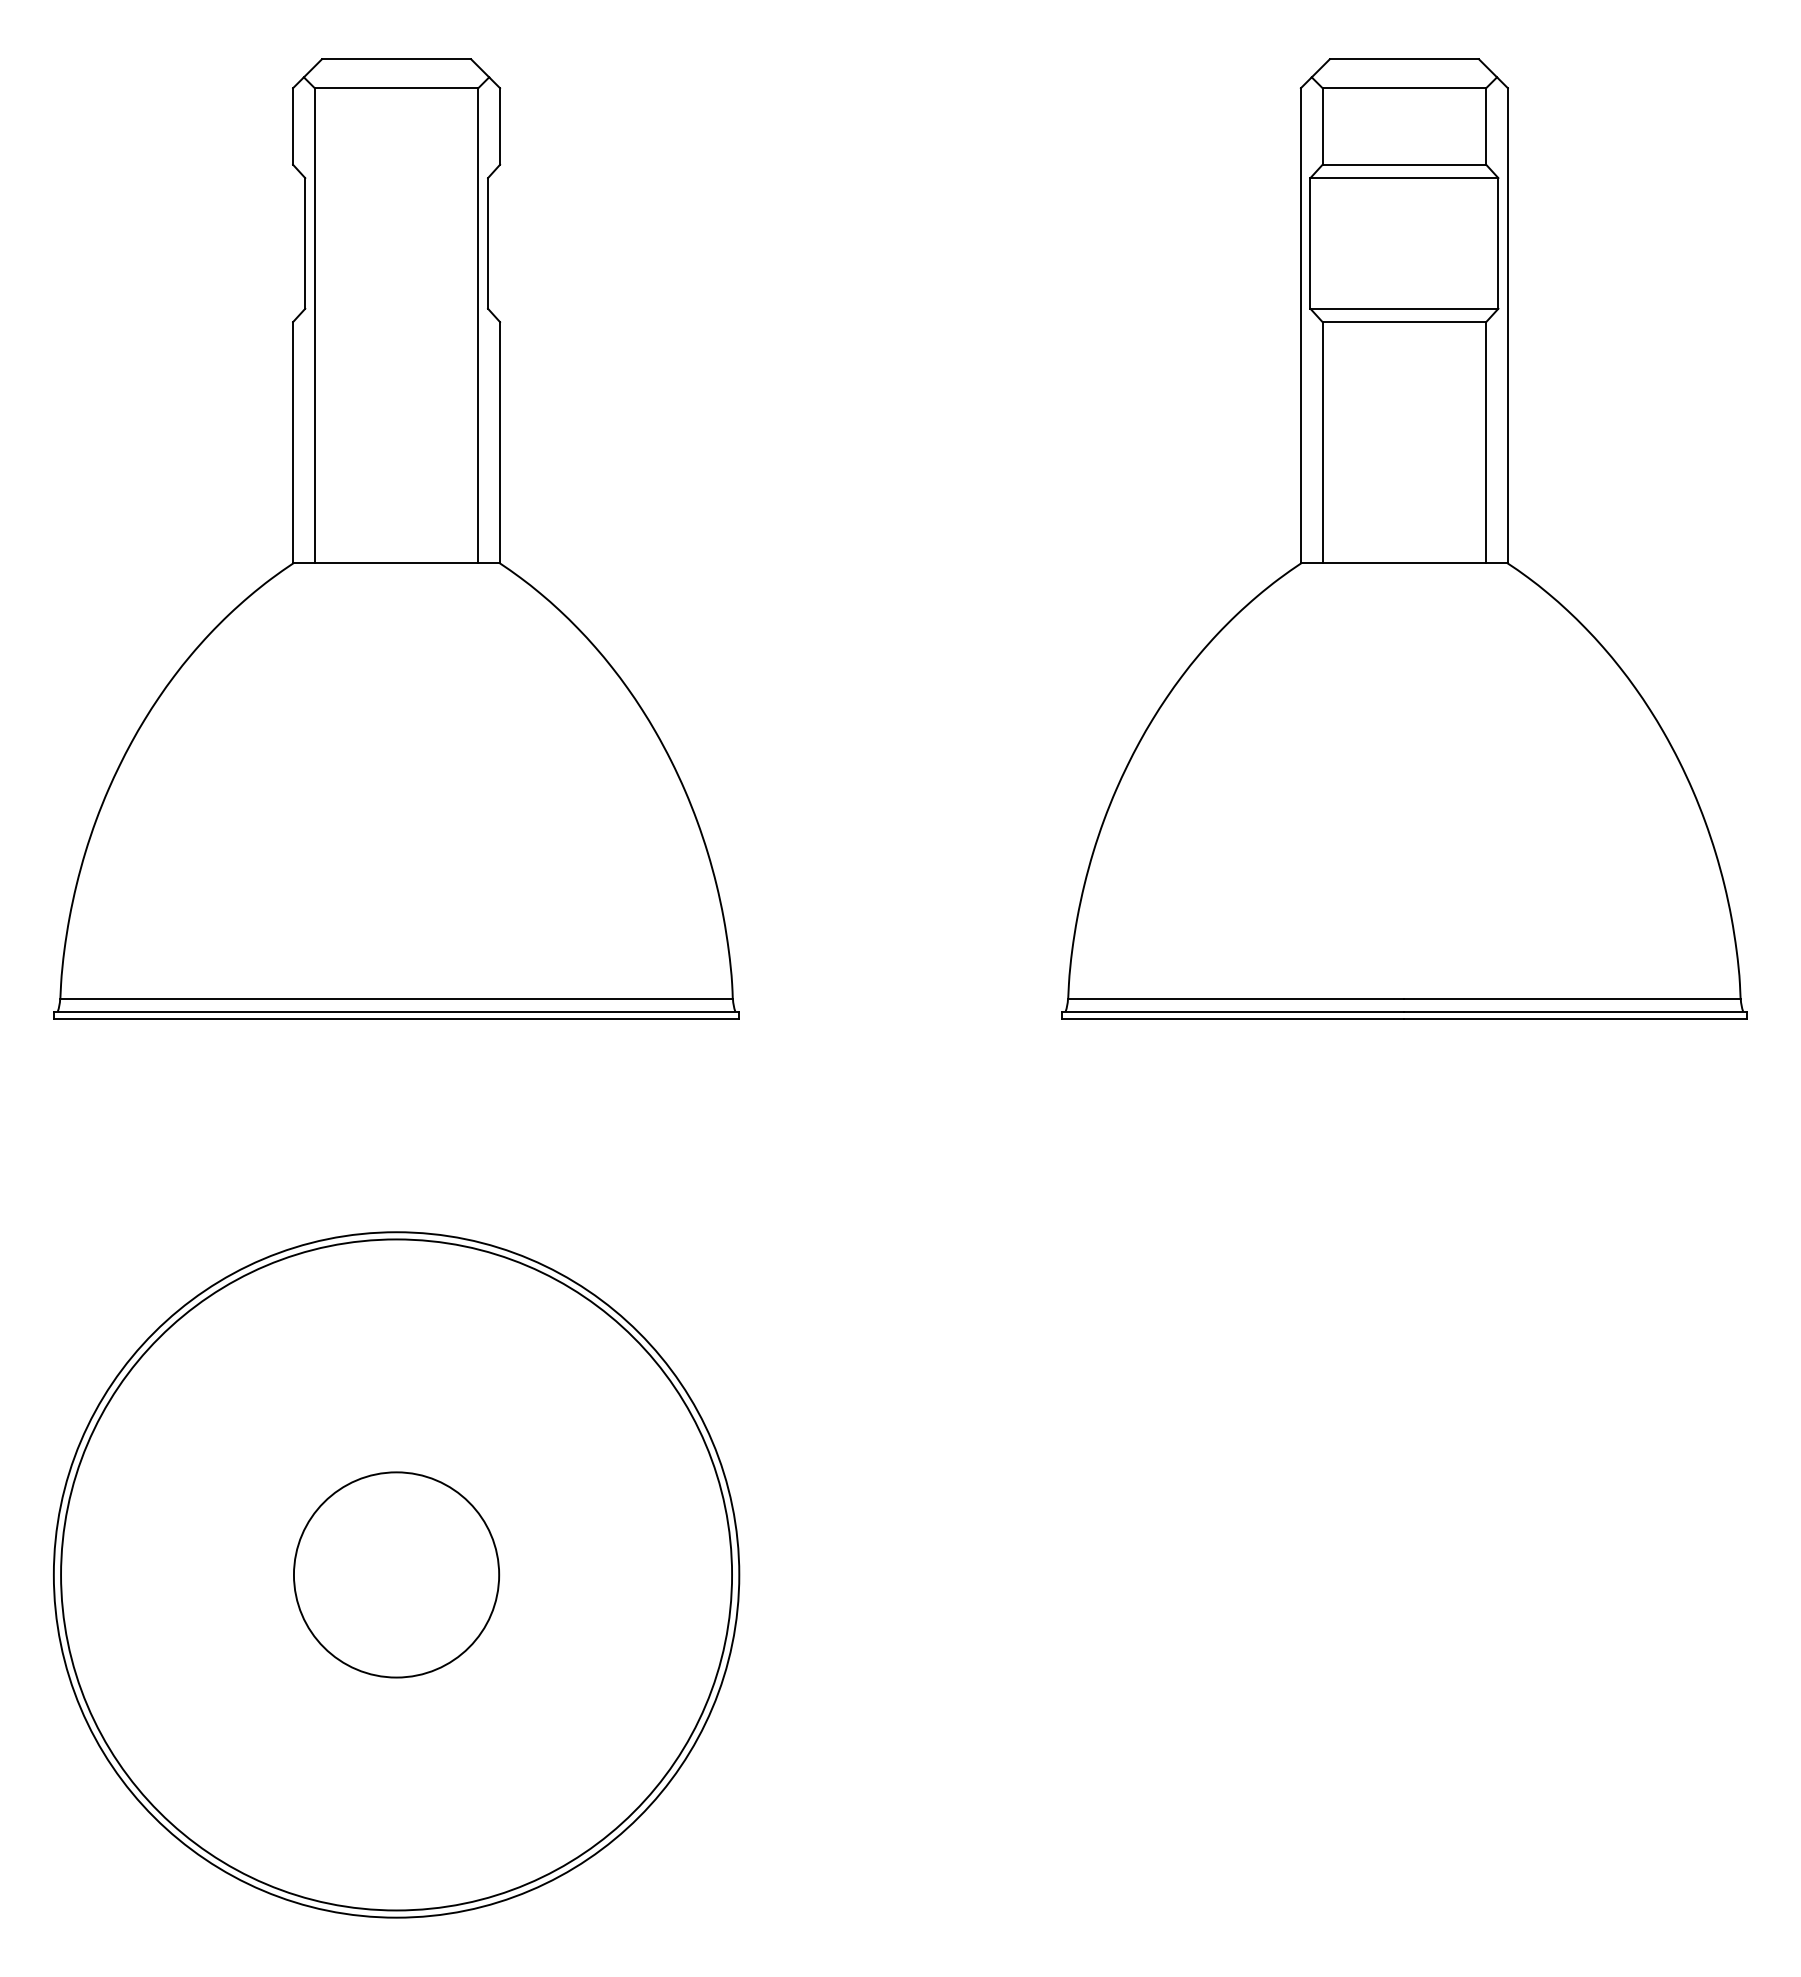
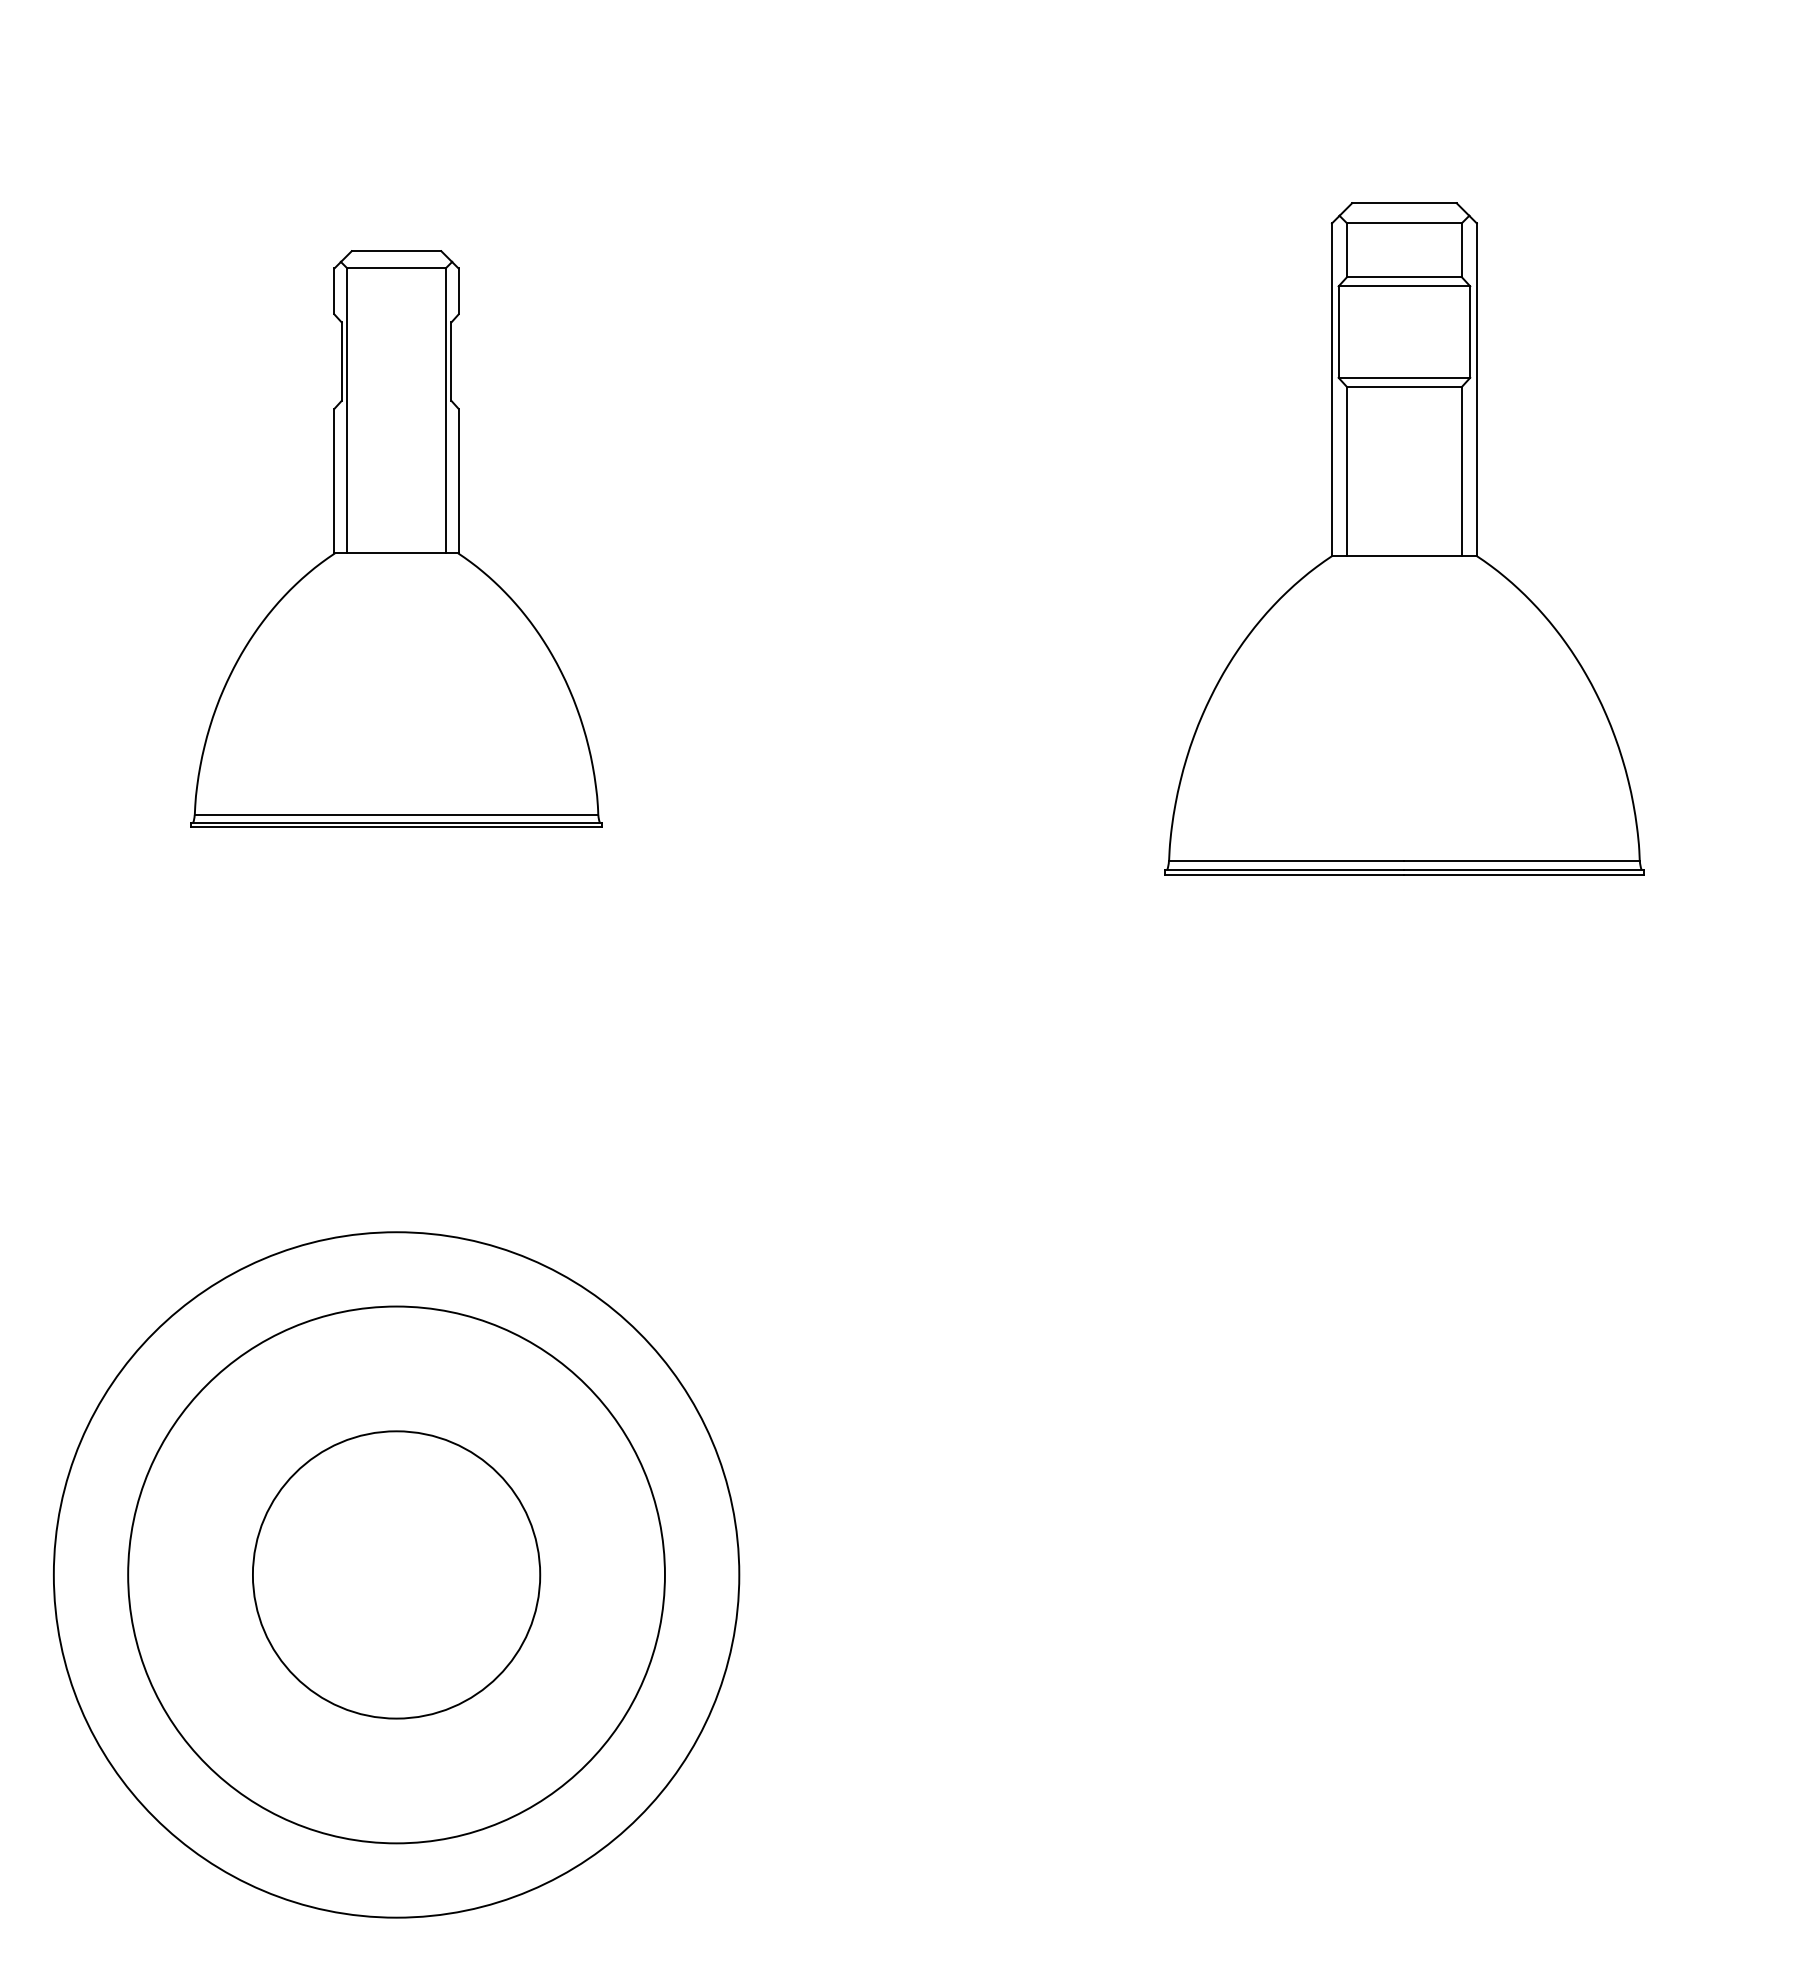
part size: 687x962 px -> 413x578 px (396, 538)
part size: 687x962 px -> 481x674 px (1404, 538)
circle diameter: 205 px -> 287 px (396, 1574)
circle diameter: 671 px -> 537 px (396, 1574)
